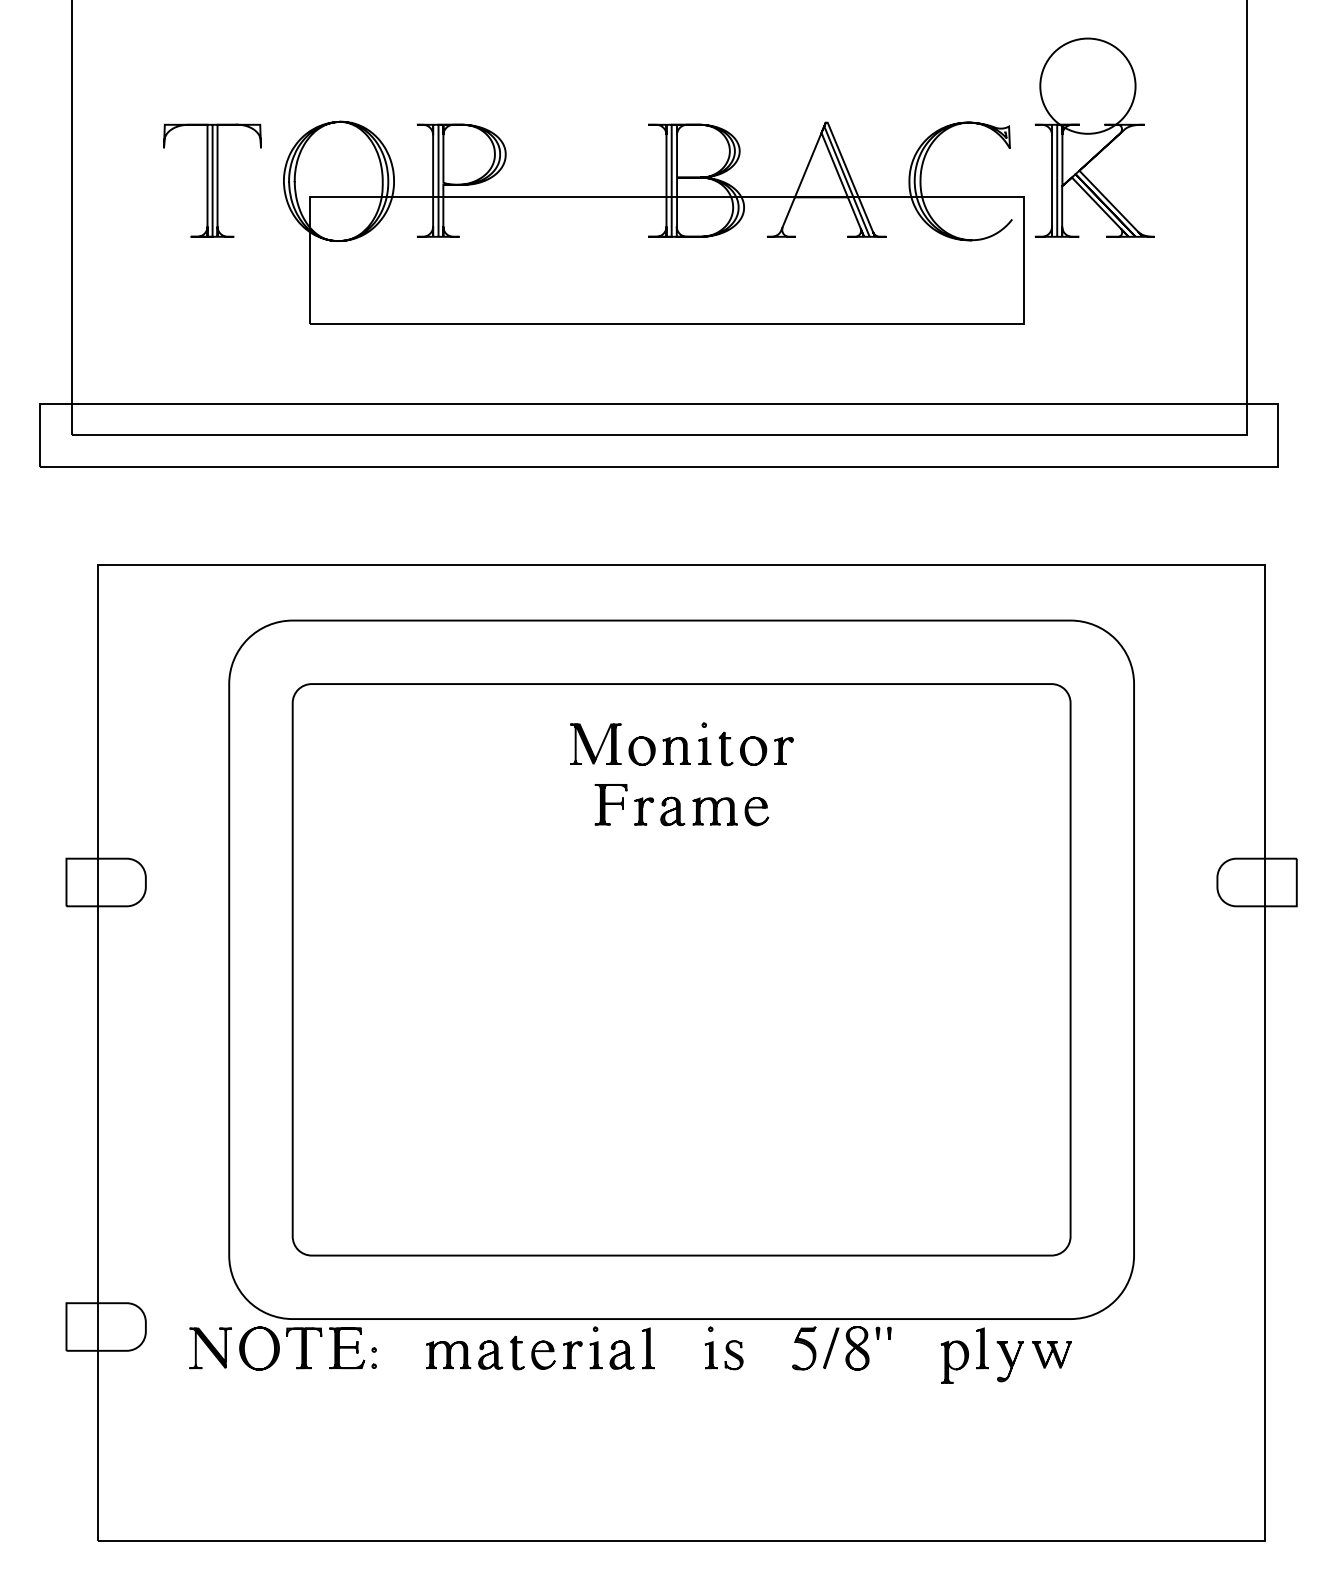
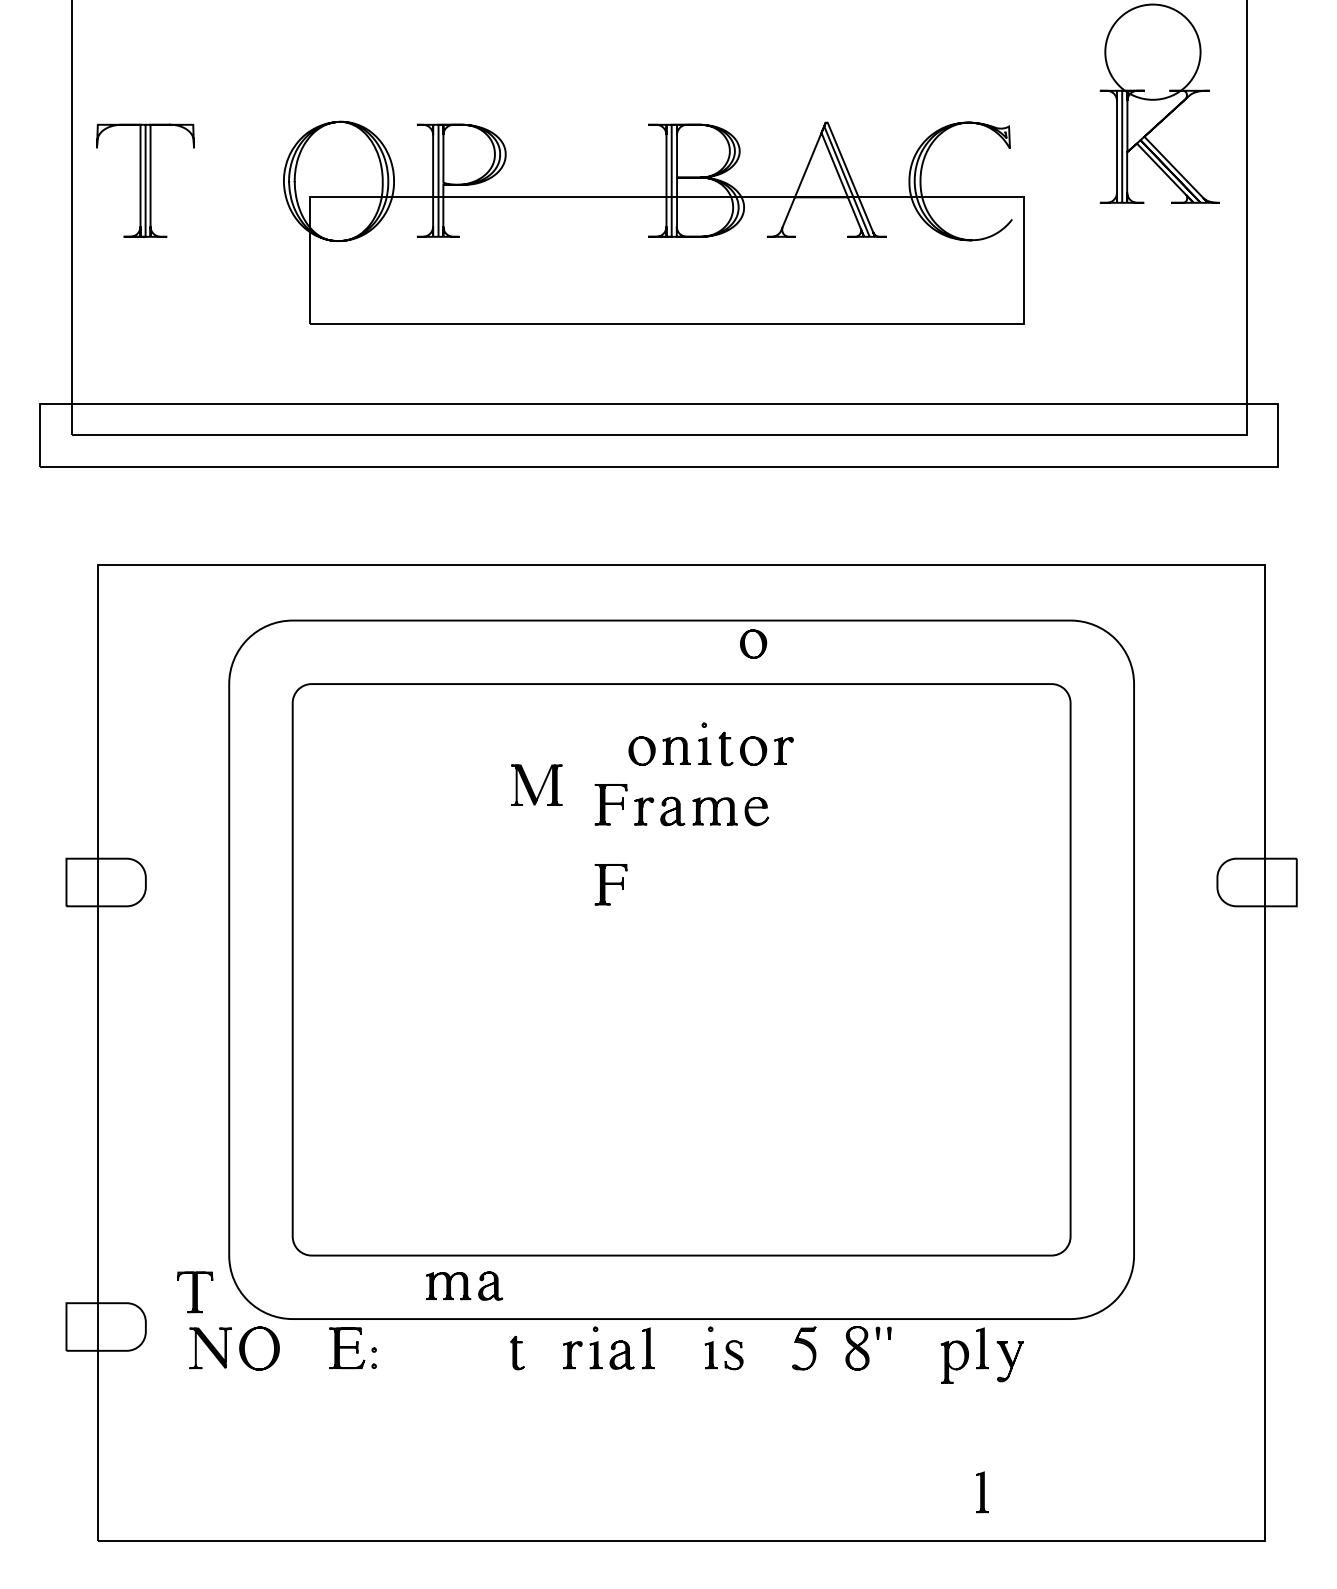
part position: (1094, 137) -> (1159, 103) (1159, 103)
curve position: (212, 180) -> (145, 180) (145, 180)
curve: none -> present (761, 642)
curve position: (590, 745) -> (531, 786) (531, 786)
curve: none -> present (610, 884)
line: present -> none (831, 1347)
curve position: (304, 1348) -> (195, 1292) (195, 1292)
curve: present -> none (543, 1351)
part position: (464, 1354) -> (464, 1285) (464, 1285)
part: present -> none (1051, 1354)
part: none -> present (982, 1492)
